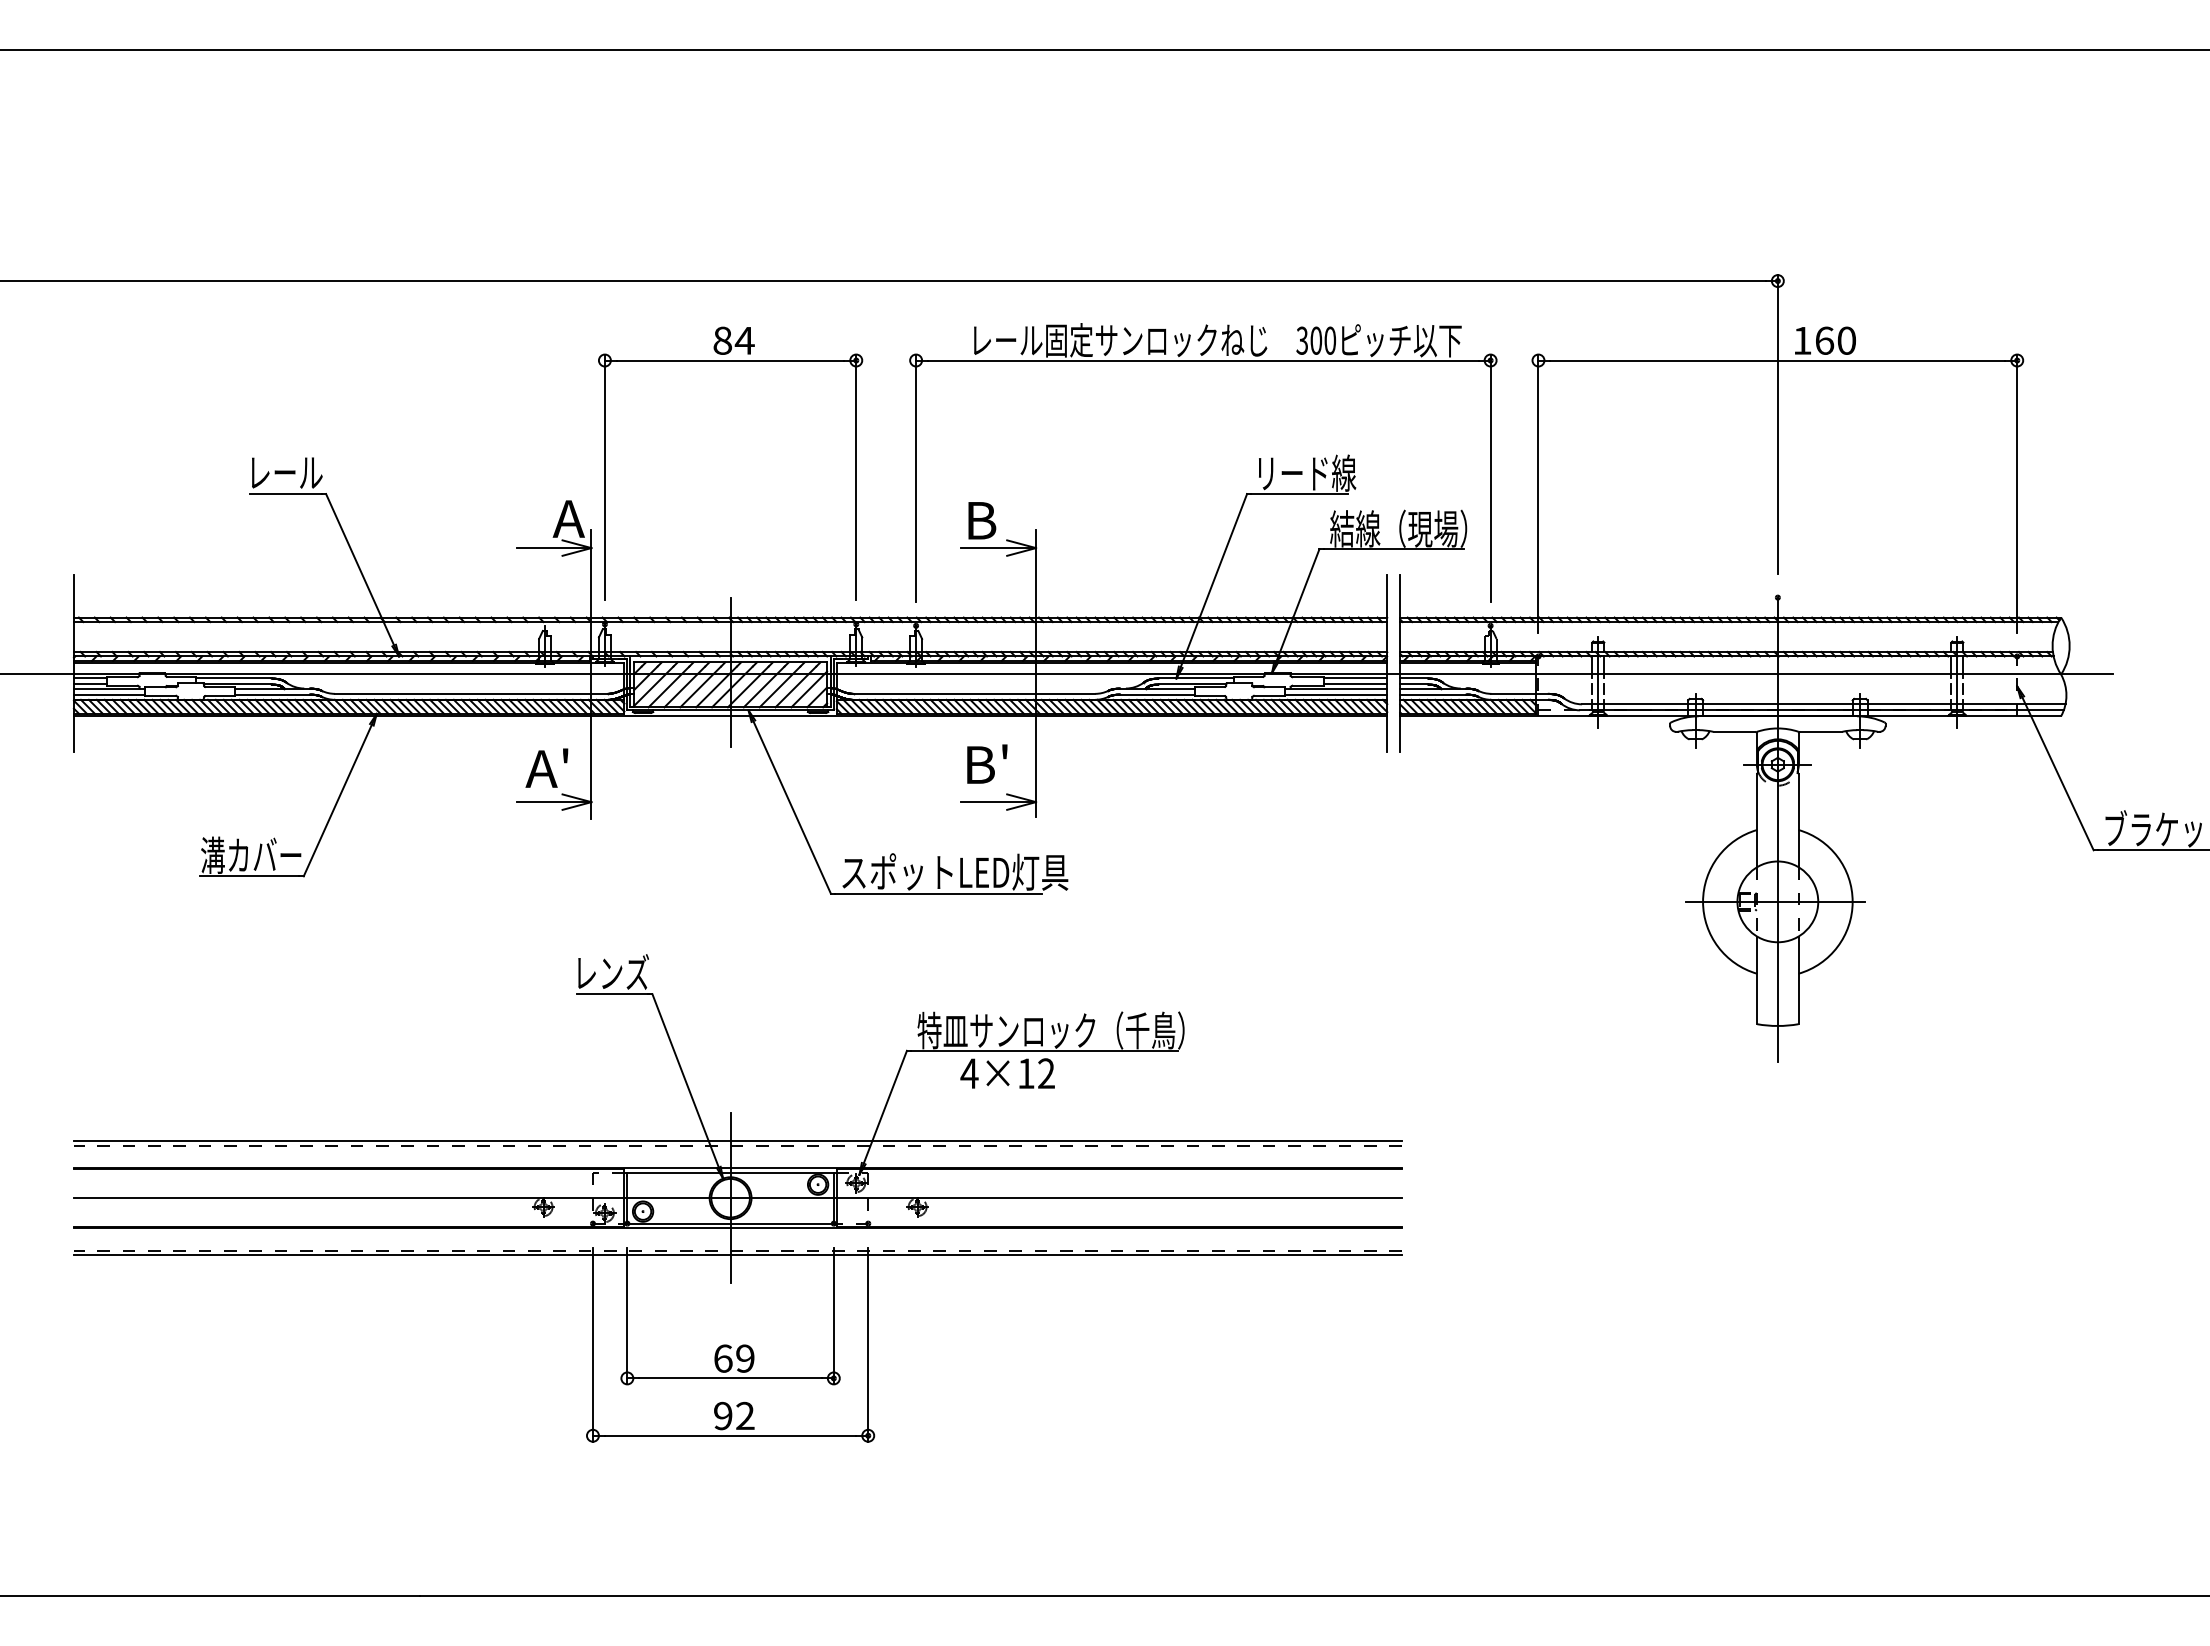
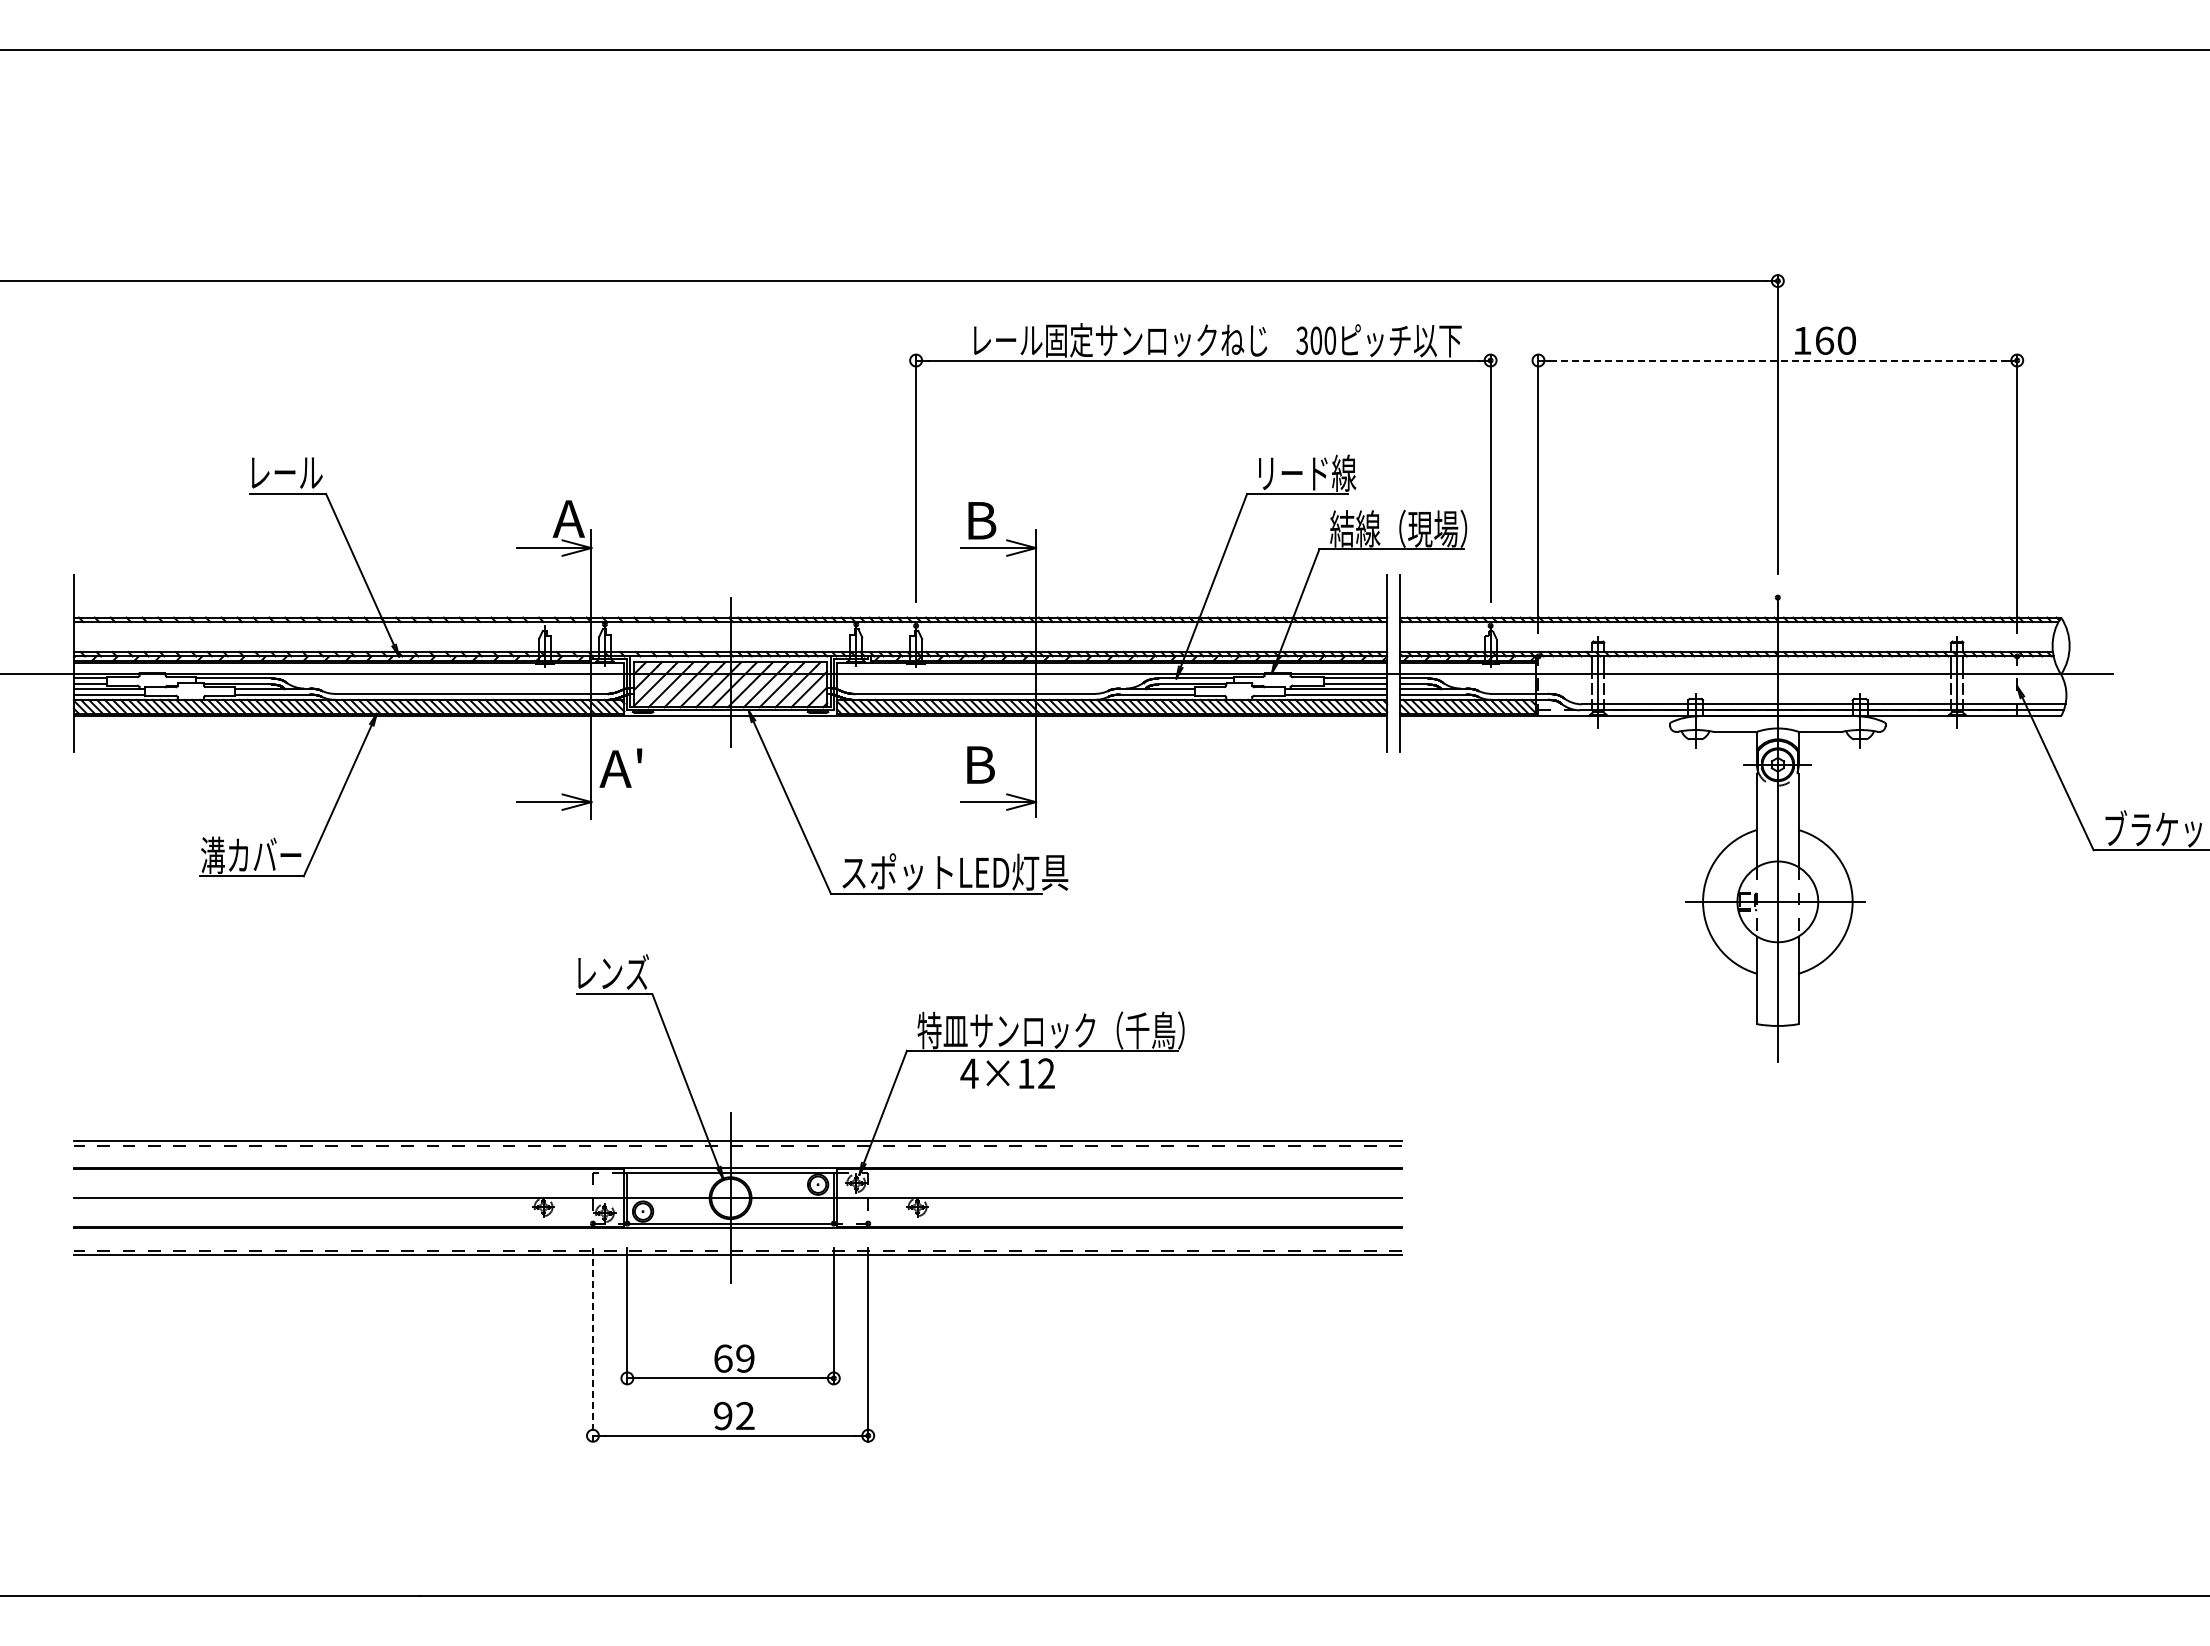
line: solid -> dashed (1778, 360)
part: present -> none (730, 361)
text: B' -> B (1004, 751)
text position: (546, 767) -> (620, 767) (620, 767)
line: solid -> dashed (592, 1345)
